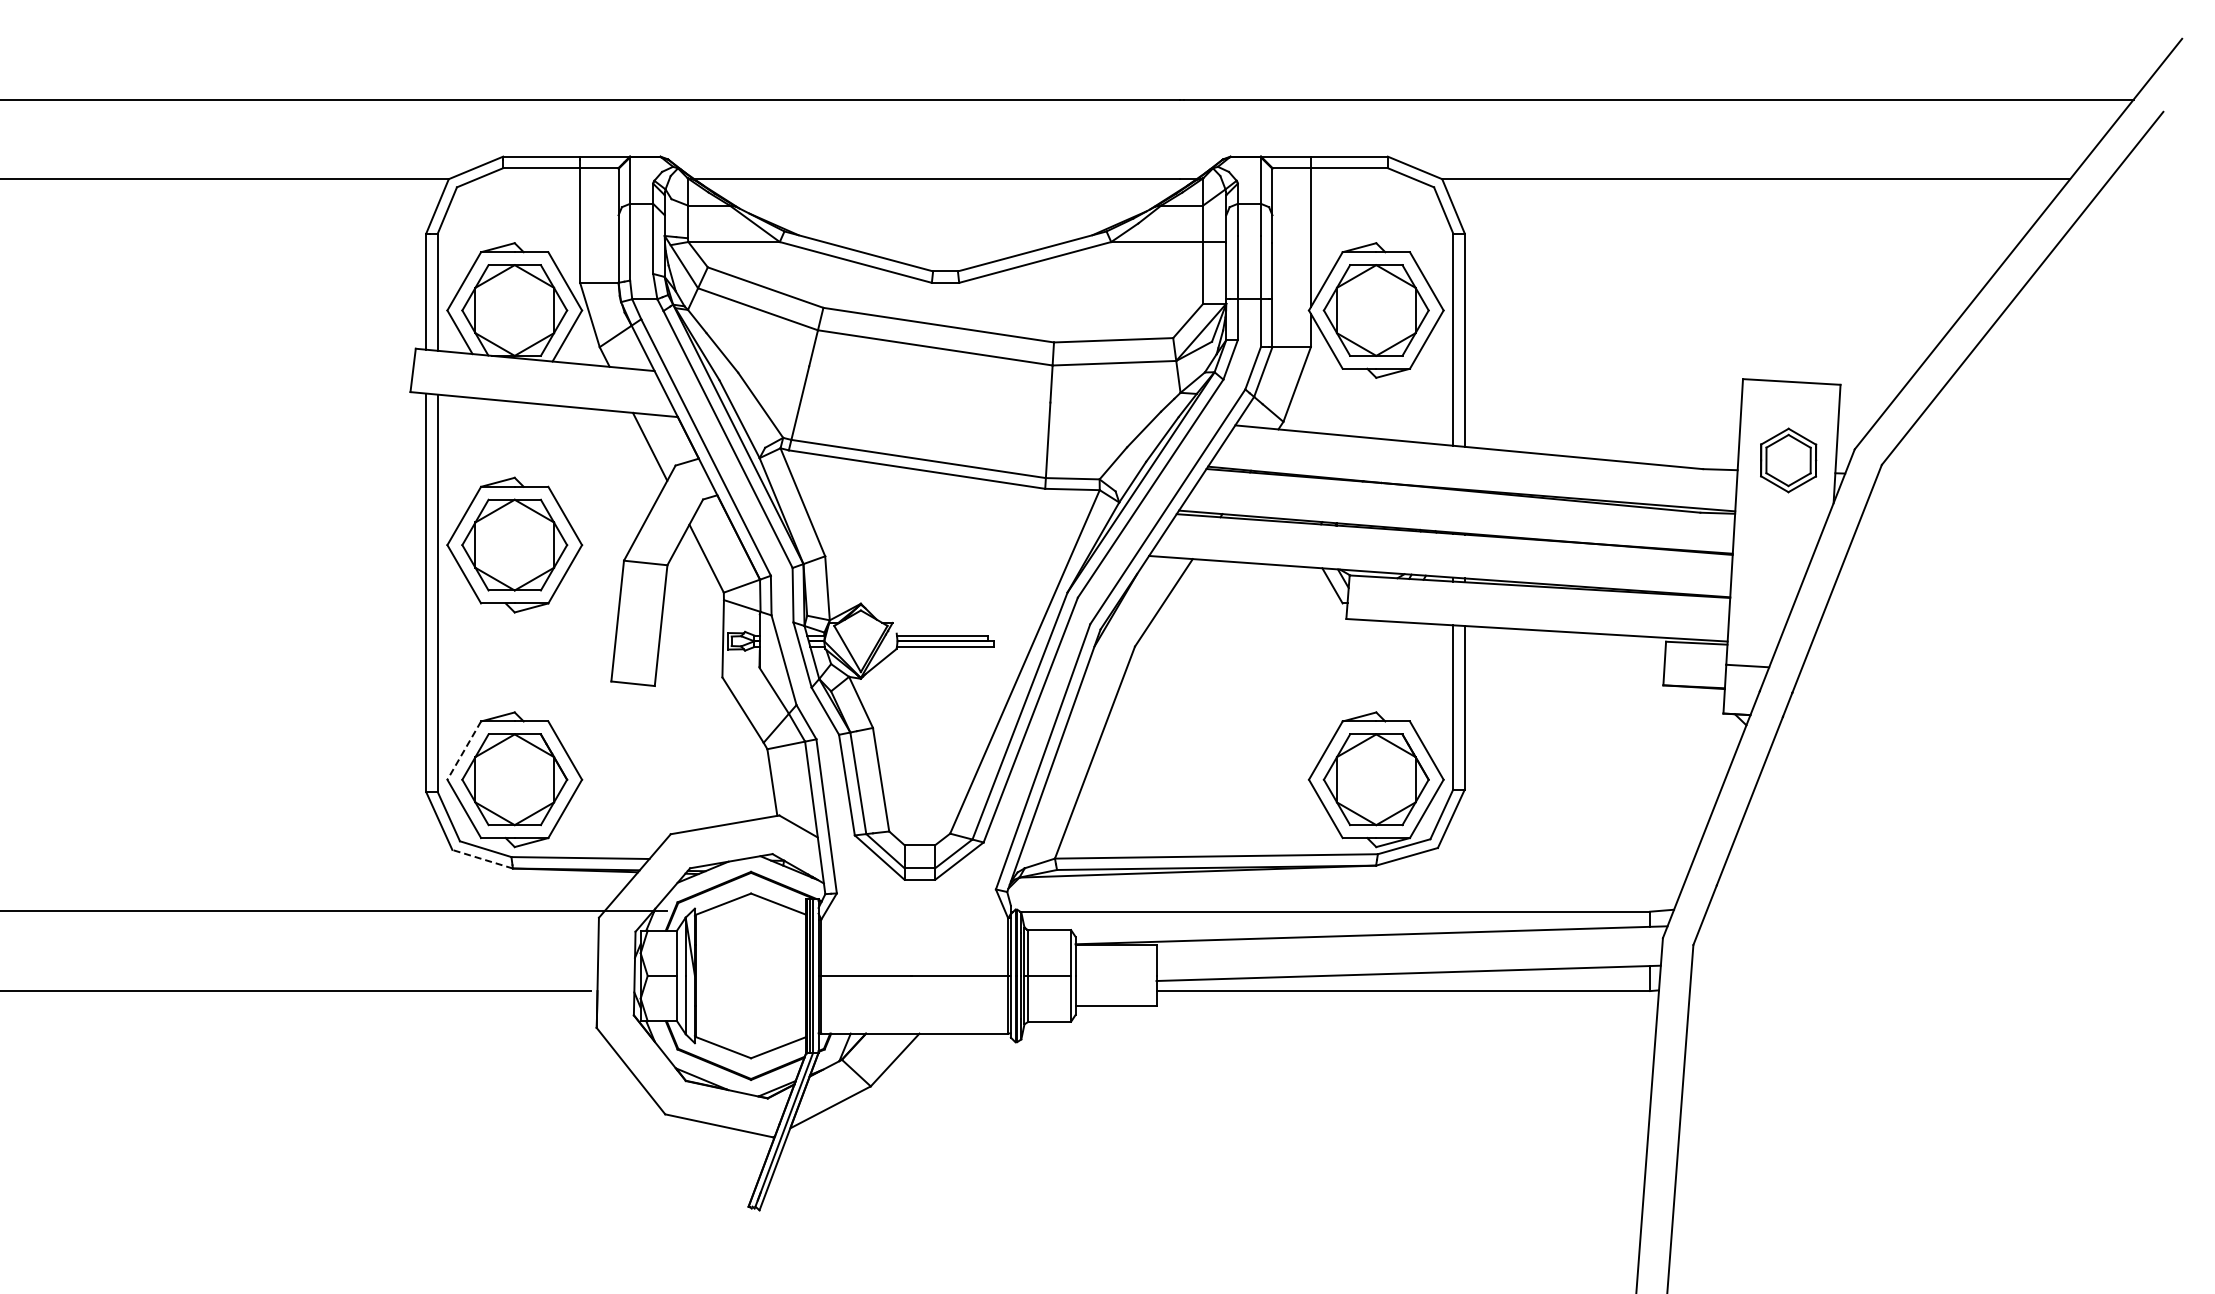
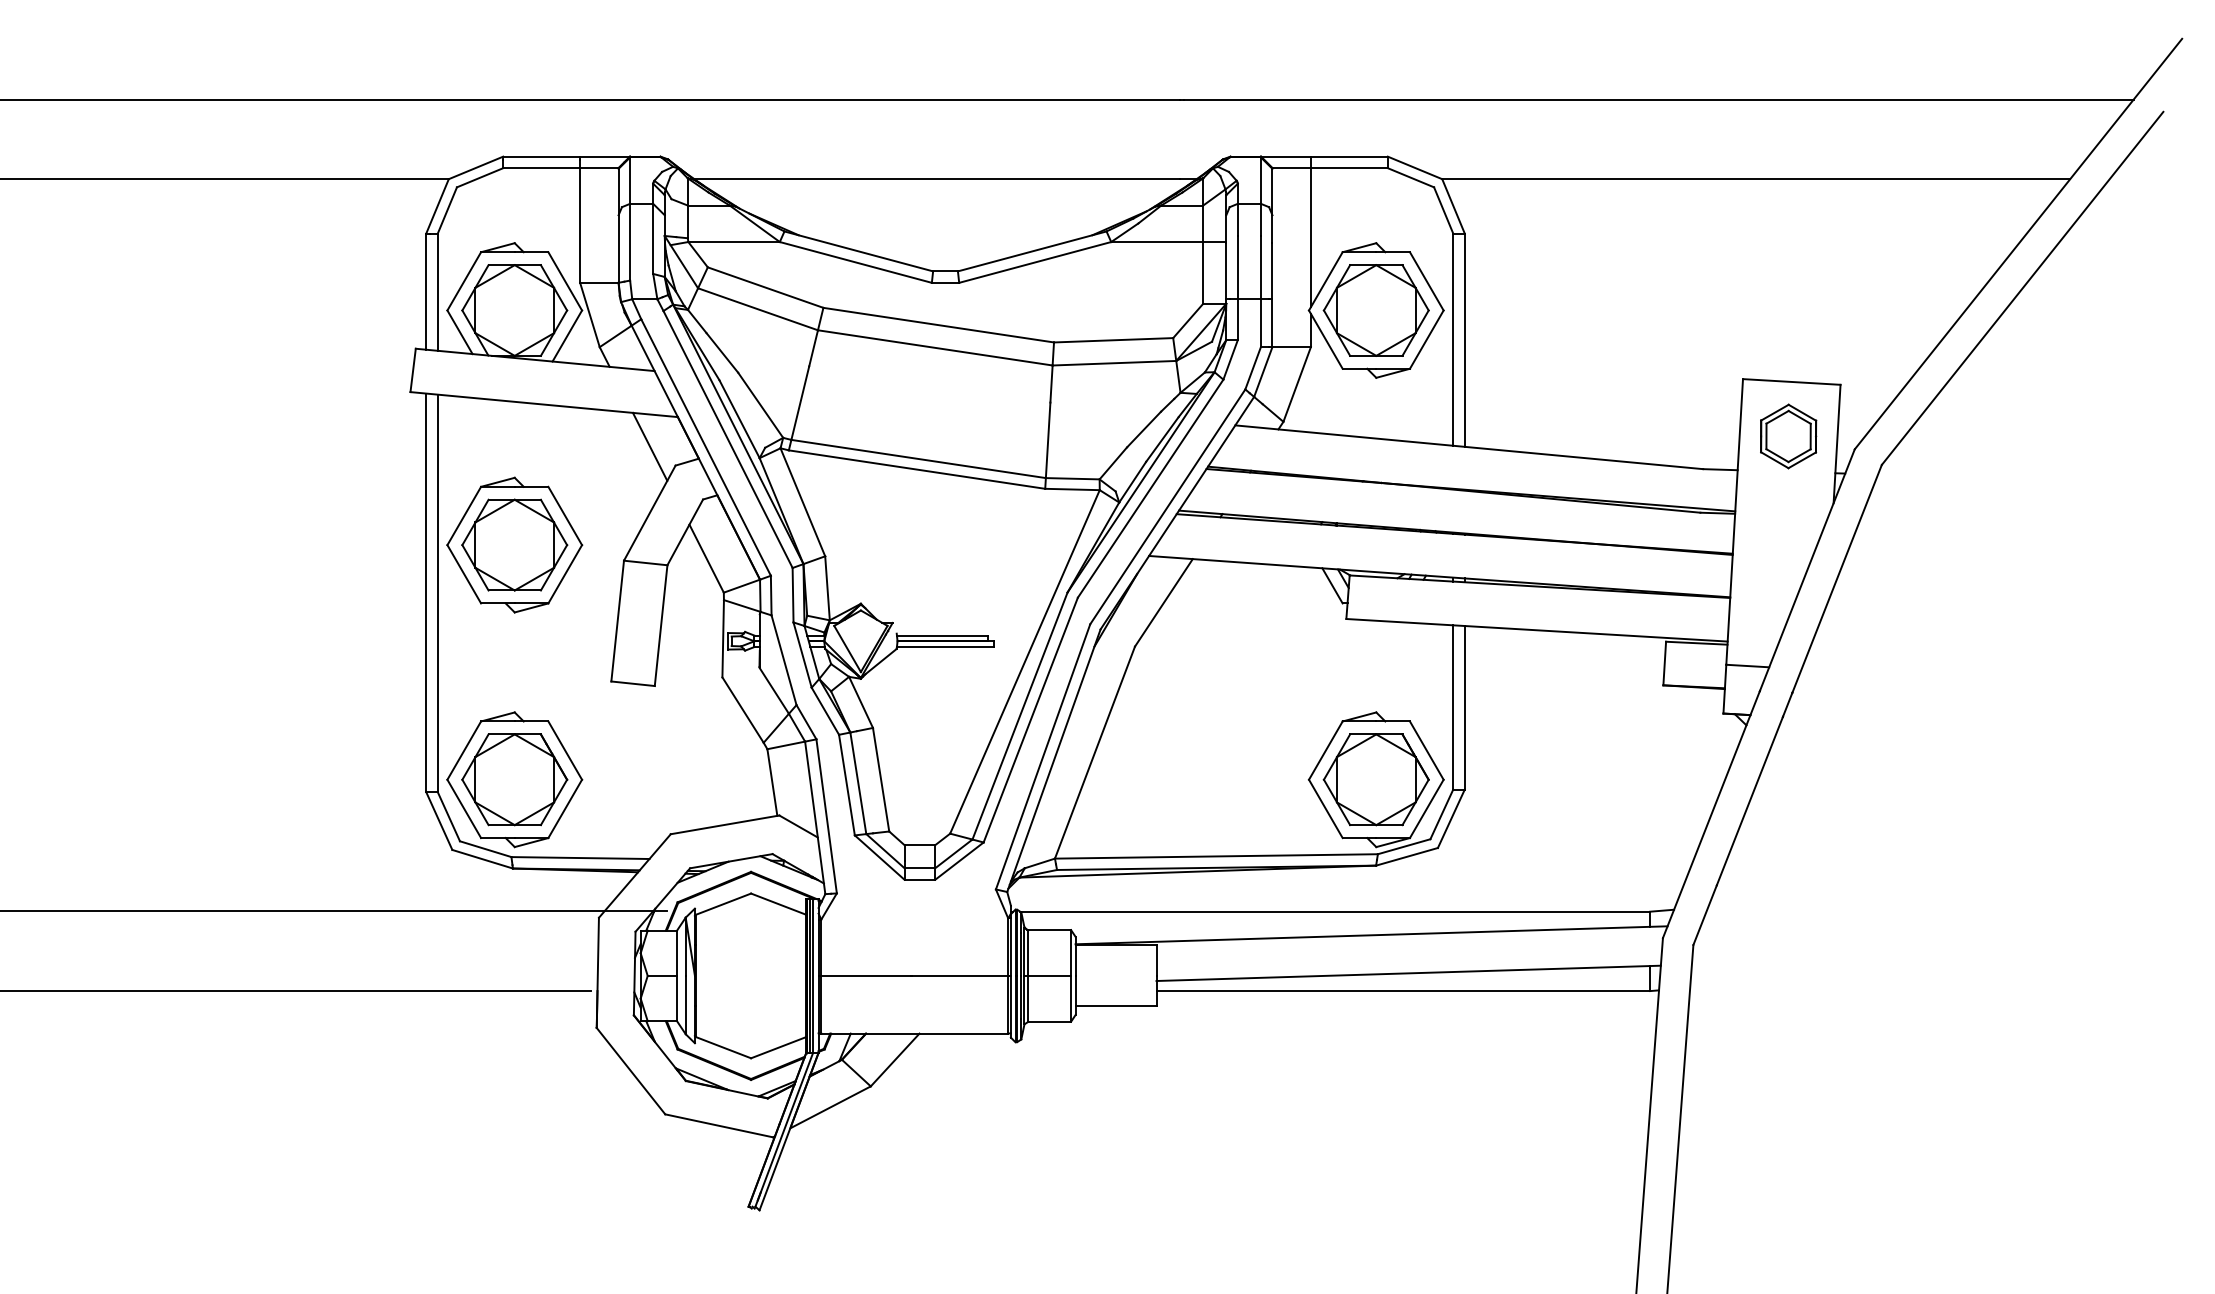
part position: (1788, 460) -> (1788, 436) (1788, 436)
line: dashed -> solid (464, 750)
line: dashed -> solid (482, 859)
